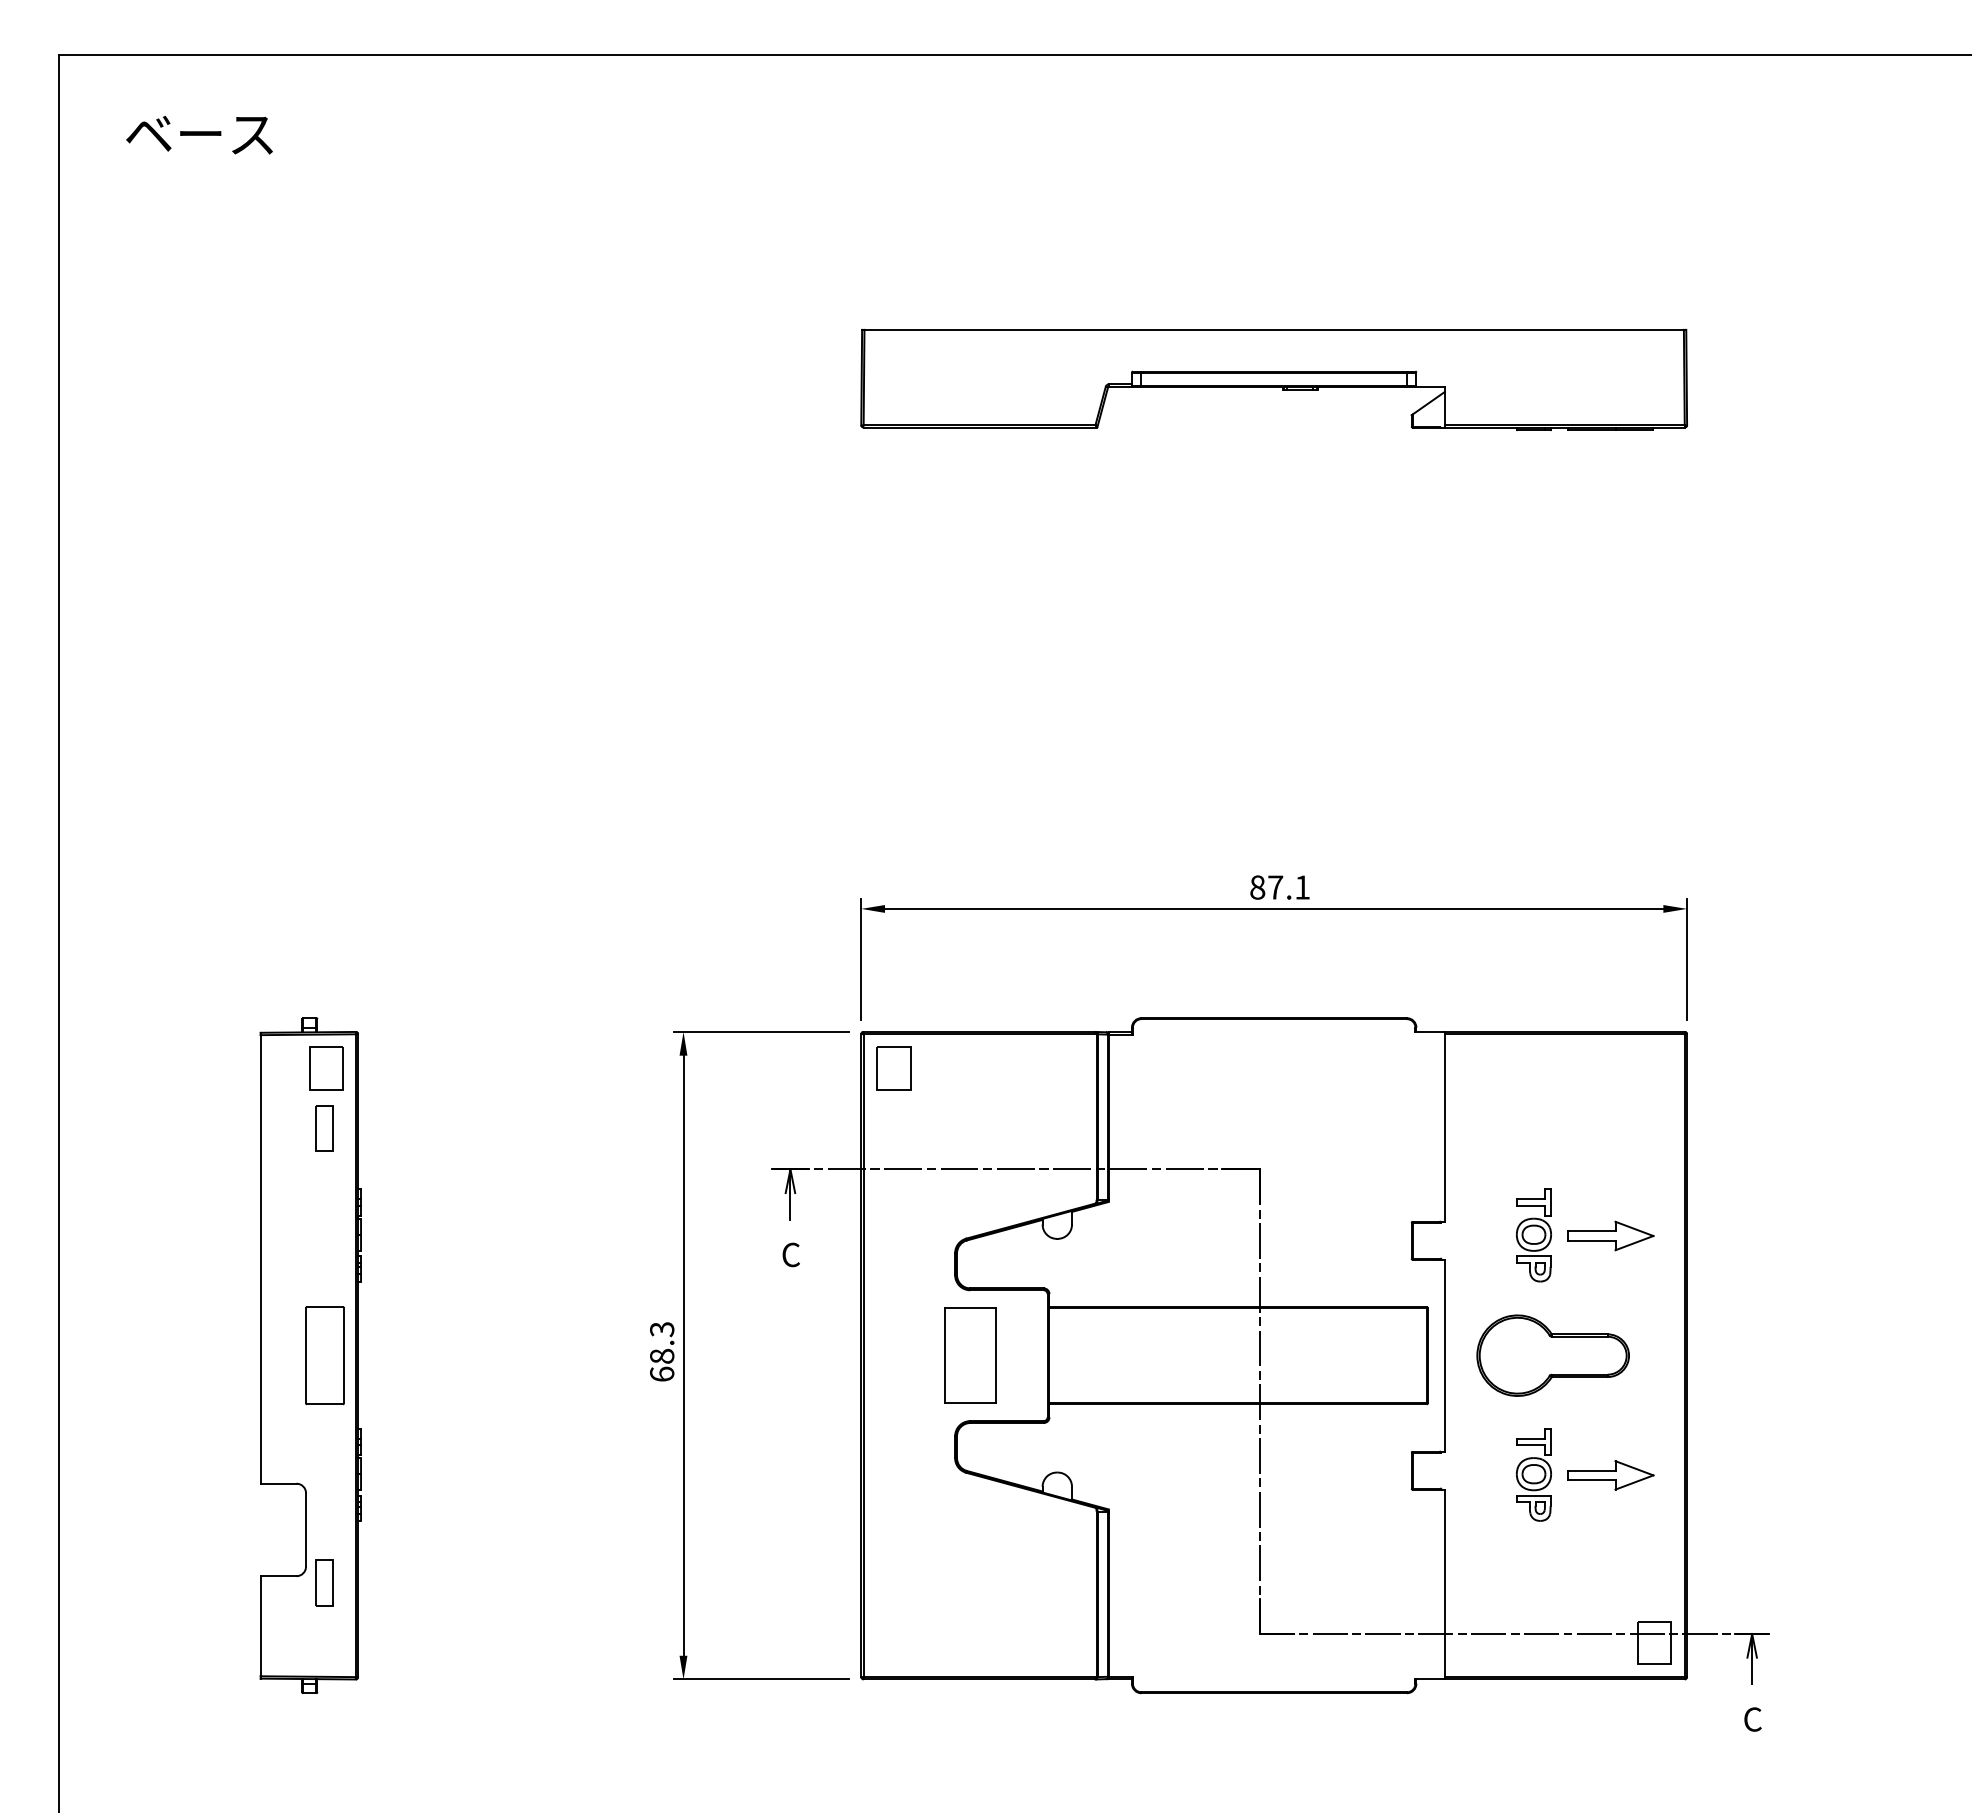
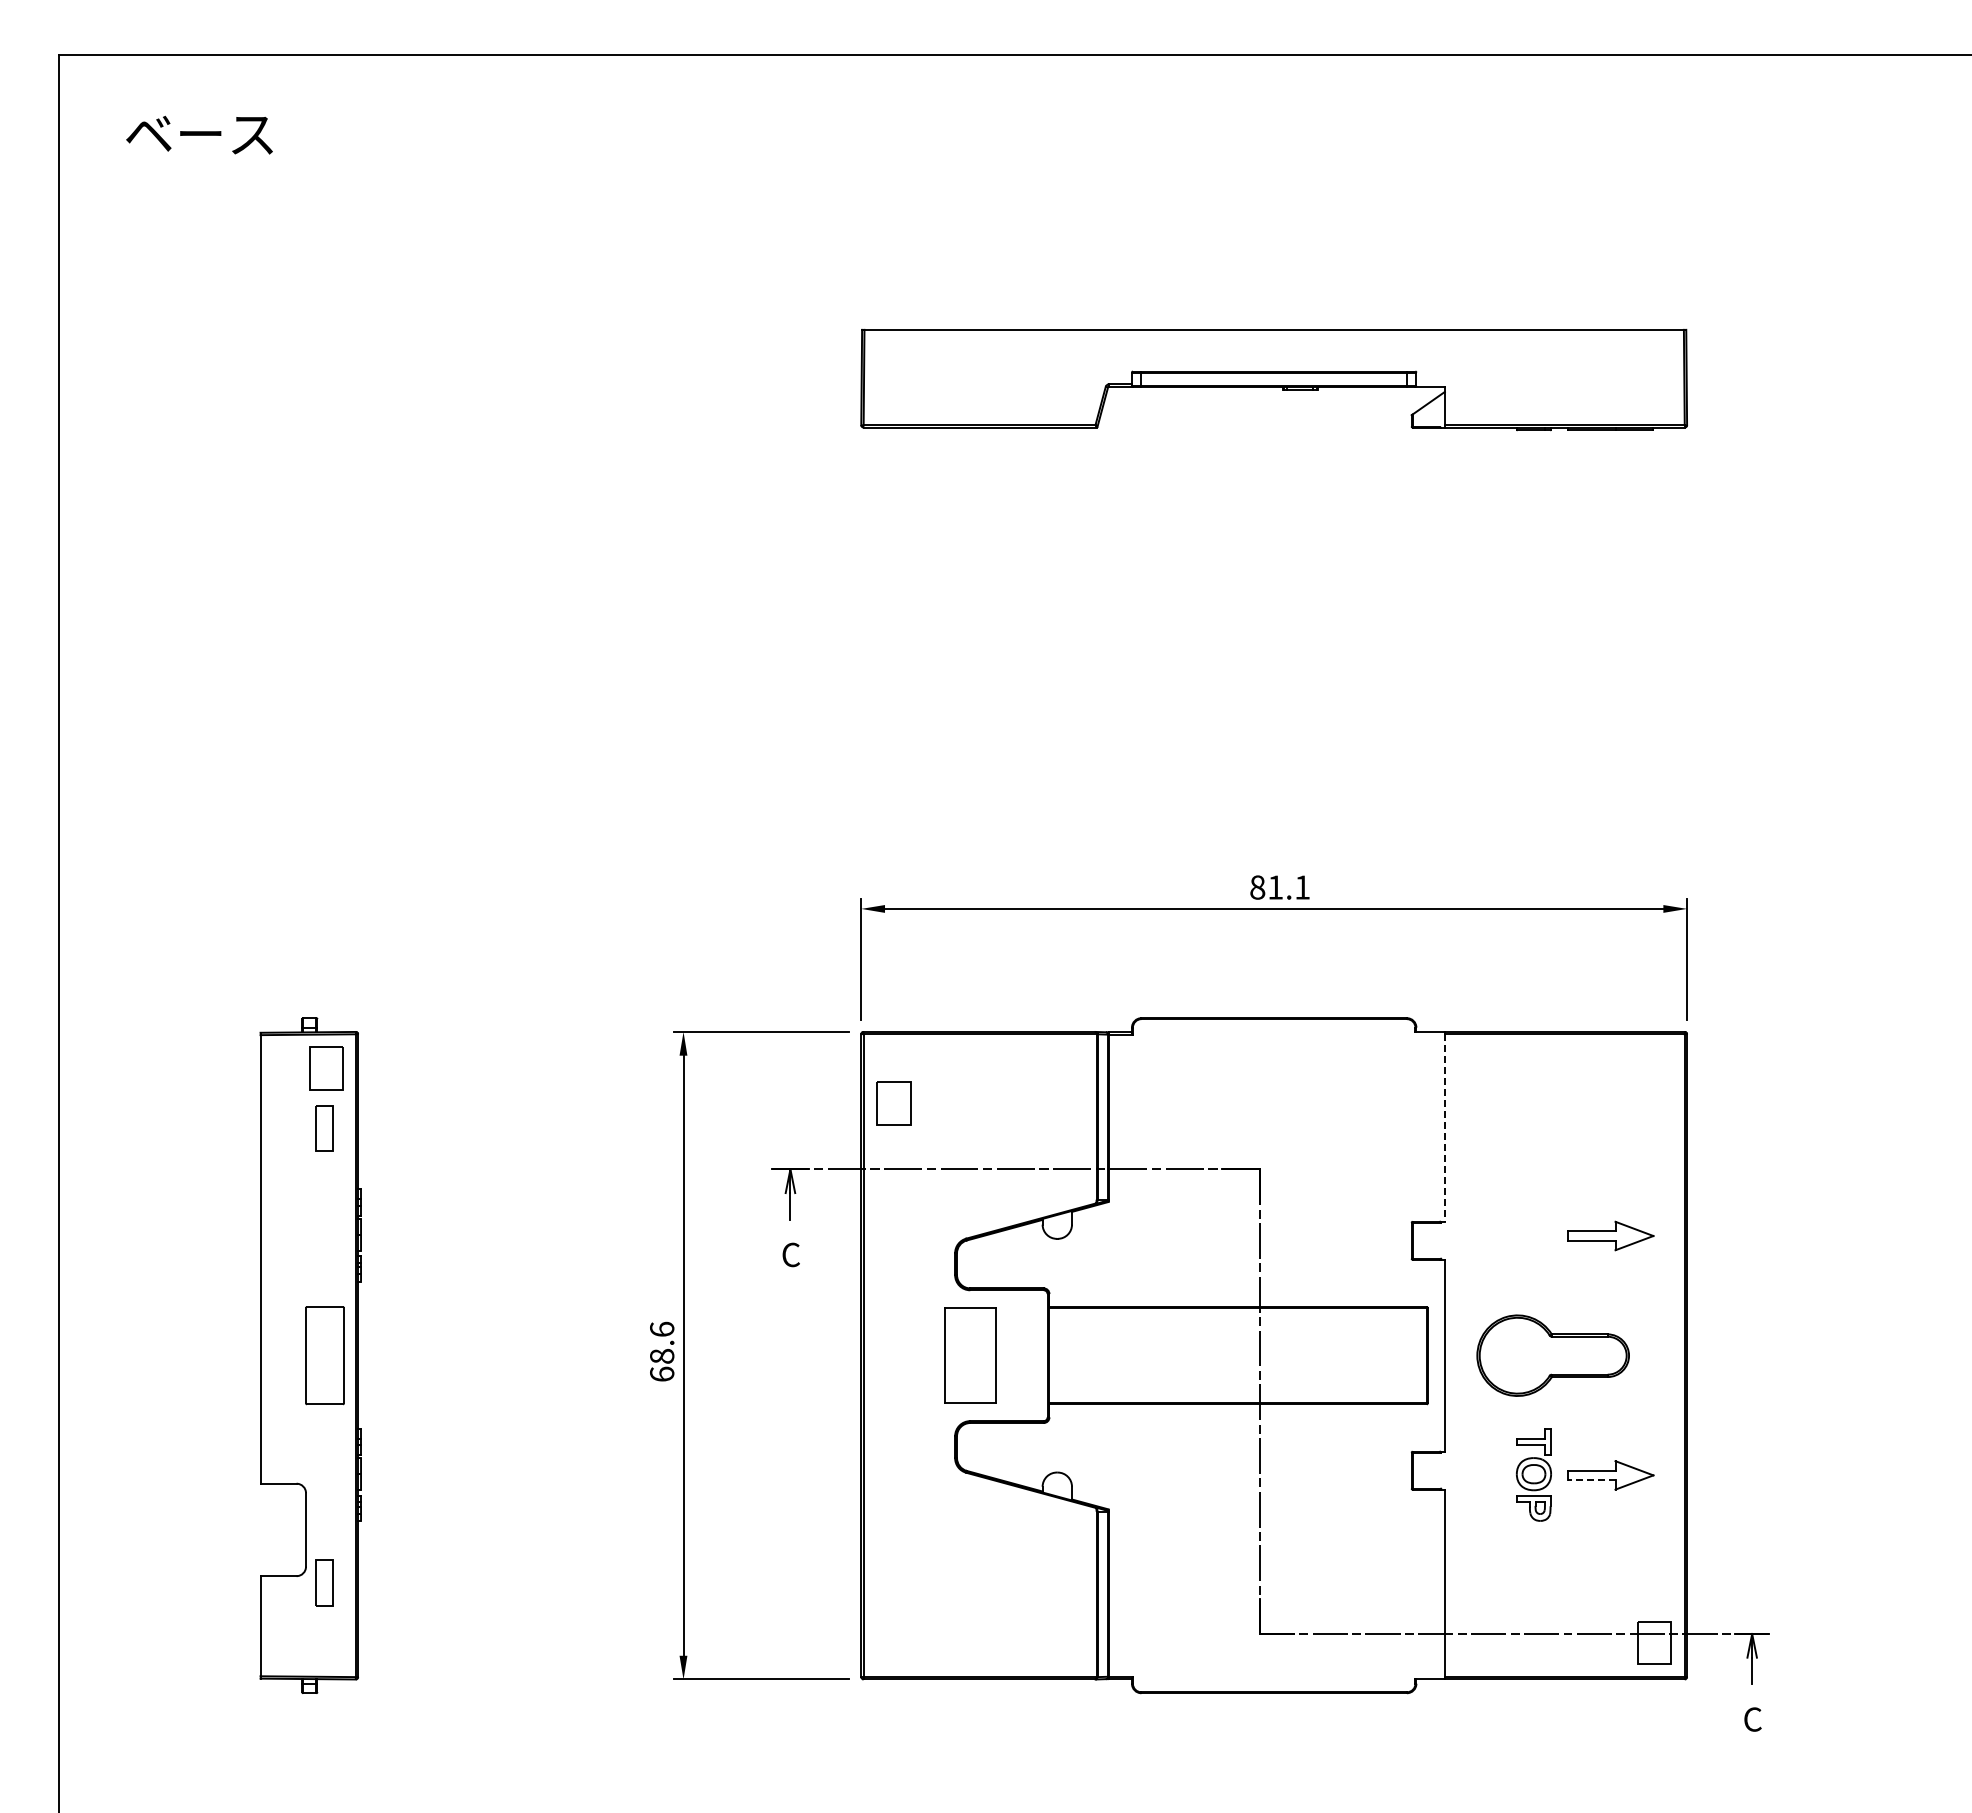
text: 87.1 -> 81.1 (1275, 887)
part position: (893, 1068) -> (893, 1103) (893, 1103)
line: solid -> dashed (1444, 1128)
part: present -> none (1533, 1235)
text: 68.3 -> 68.6 (662, 1329)
line: solid -> dashed (1591, 1480)
